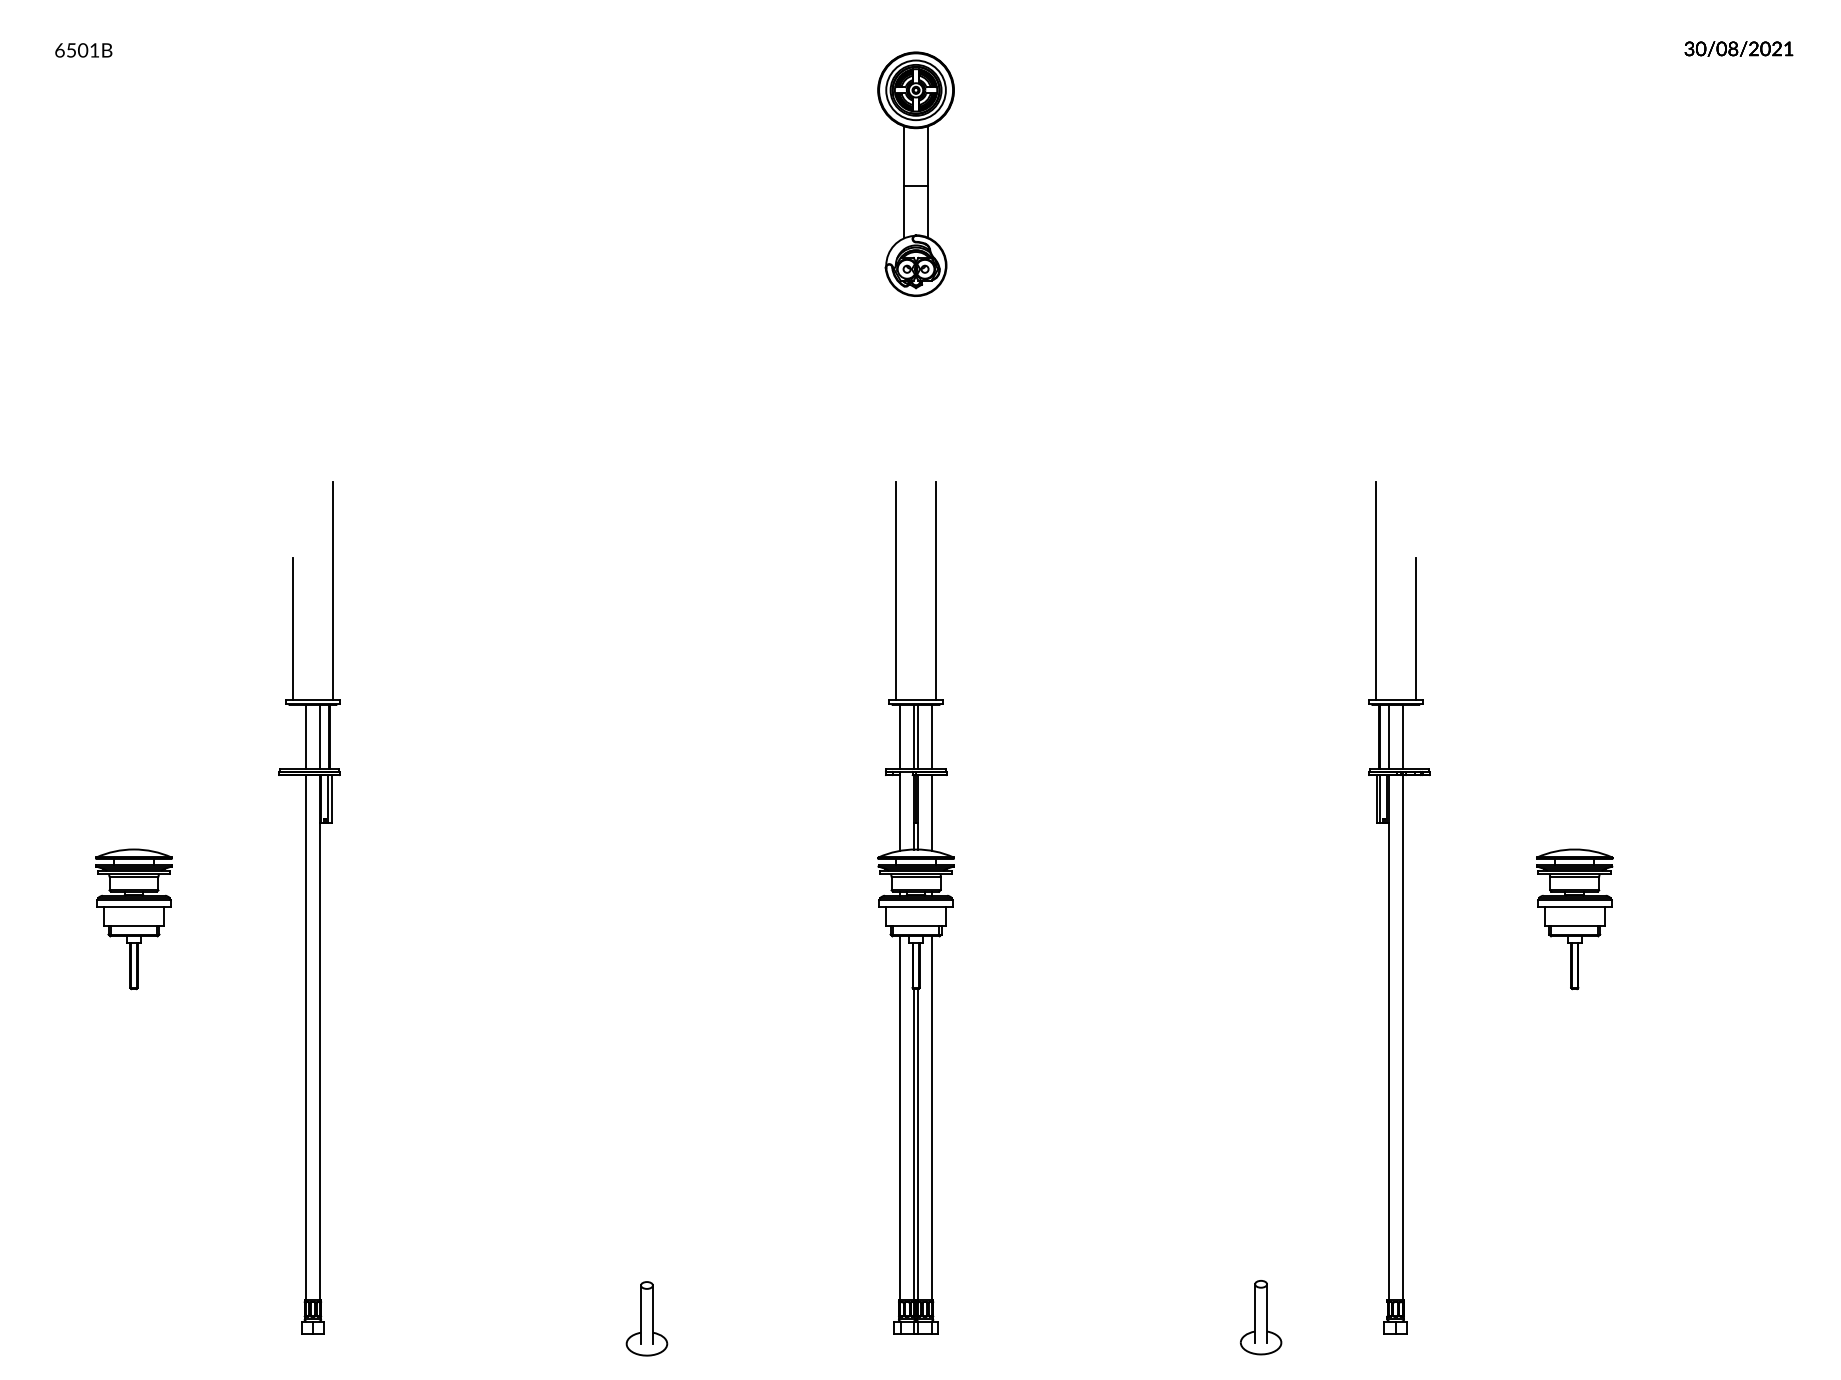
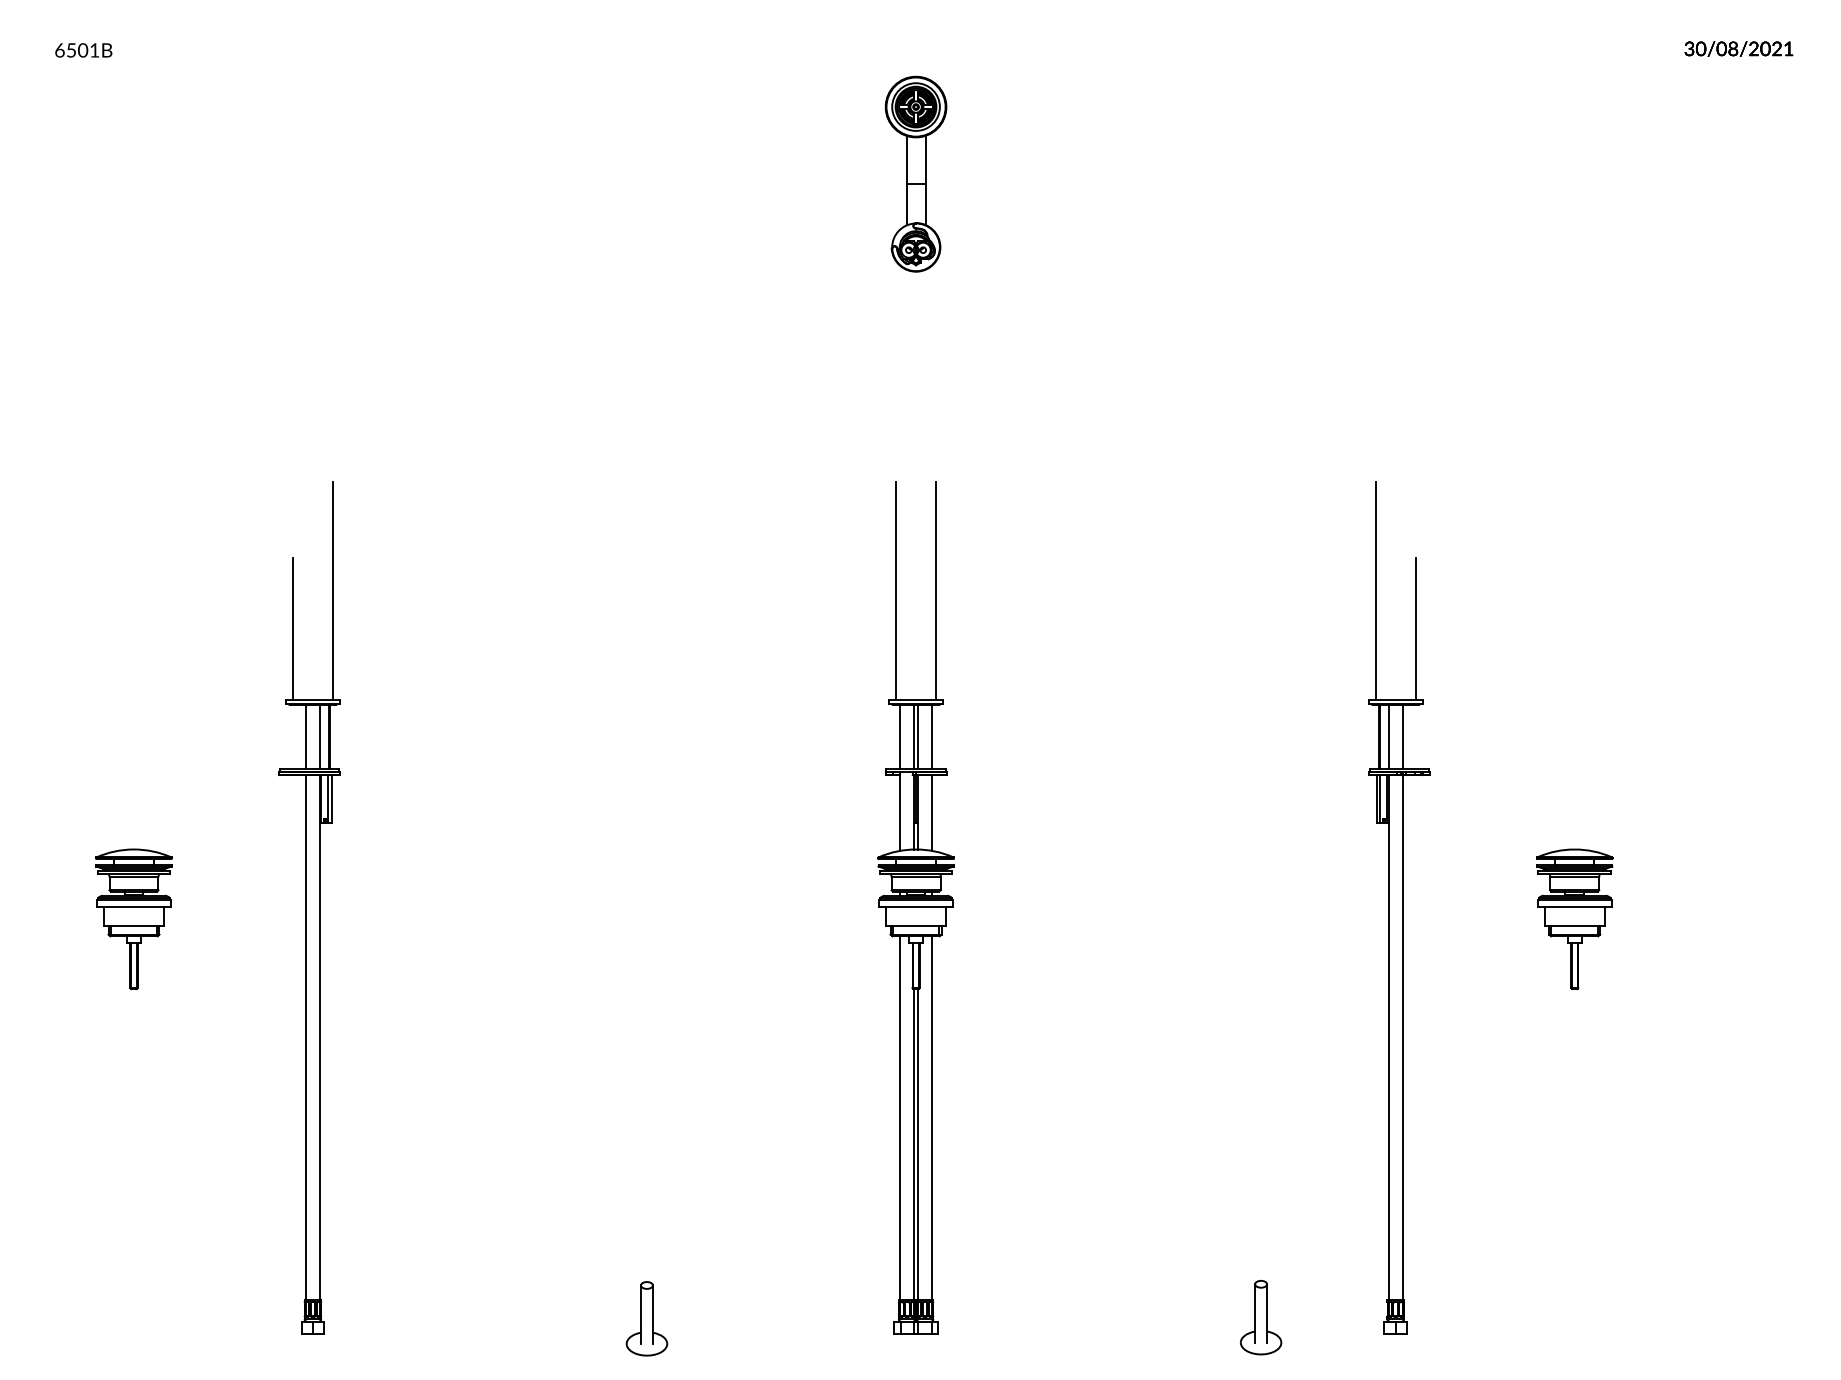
part size: 78x246 px -> 64x198 px (915, 173)
